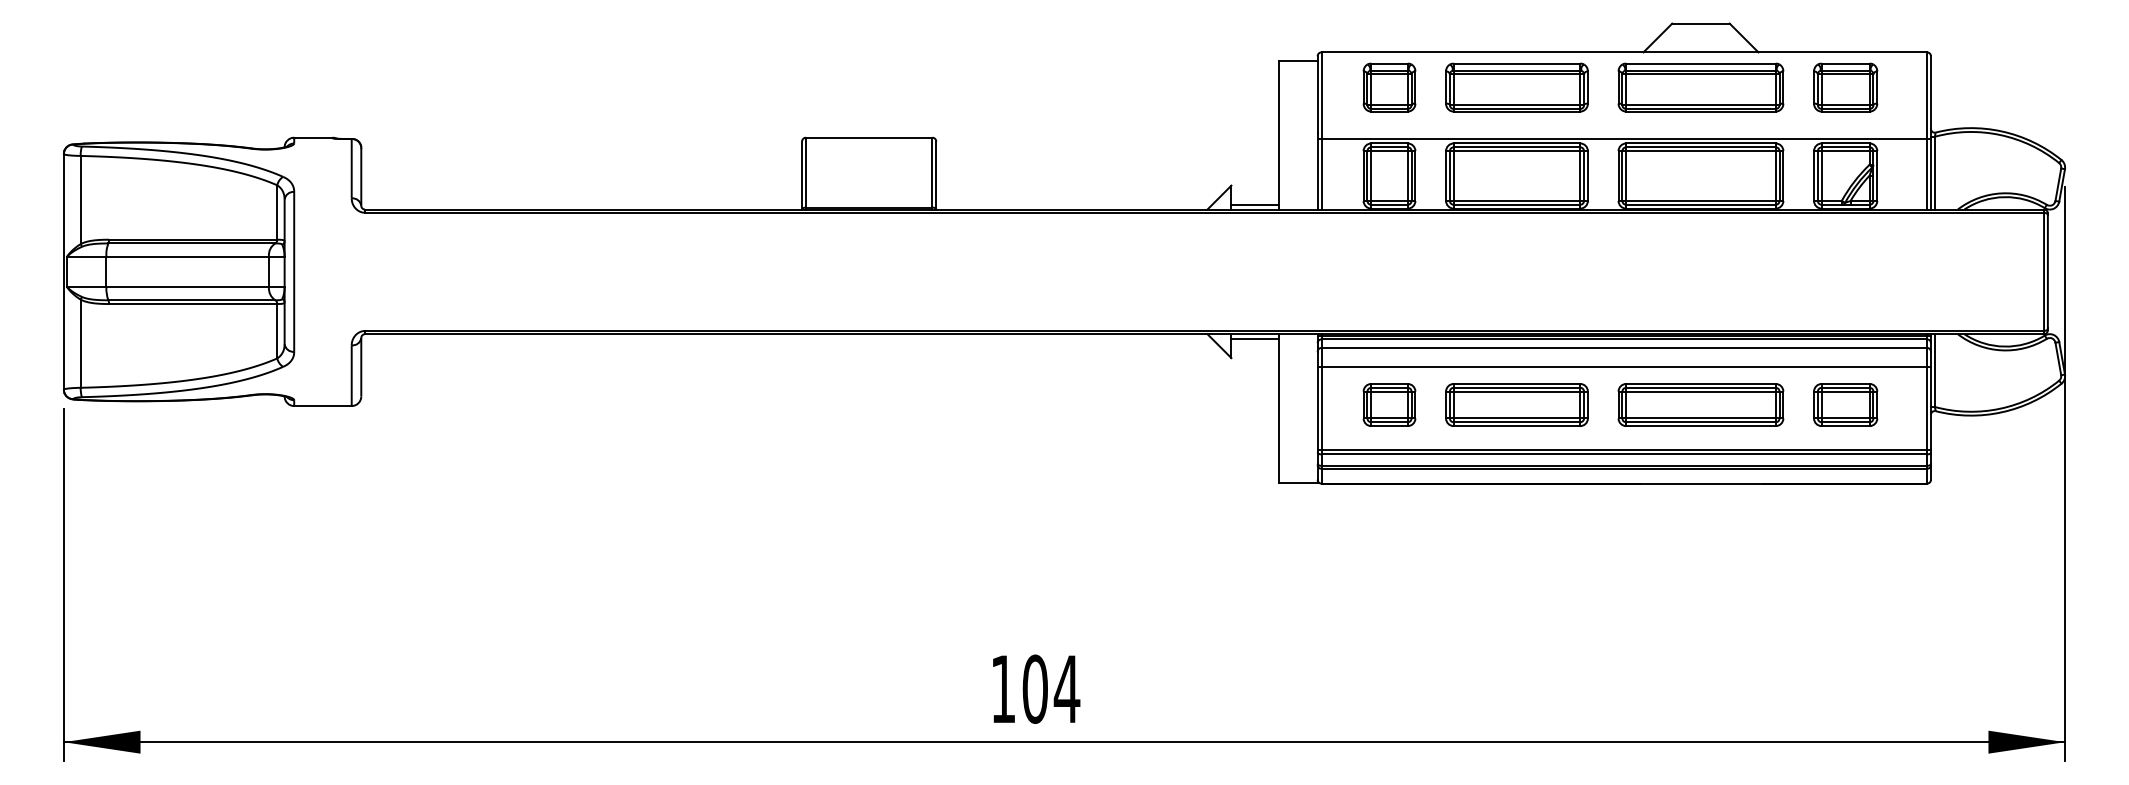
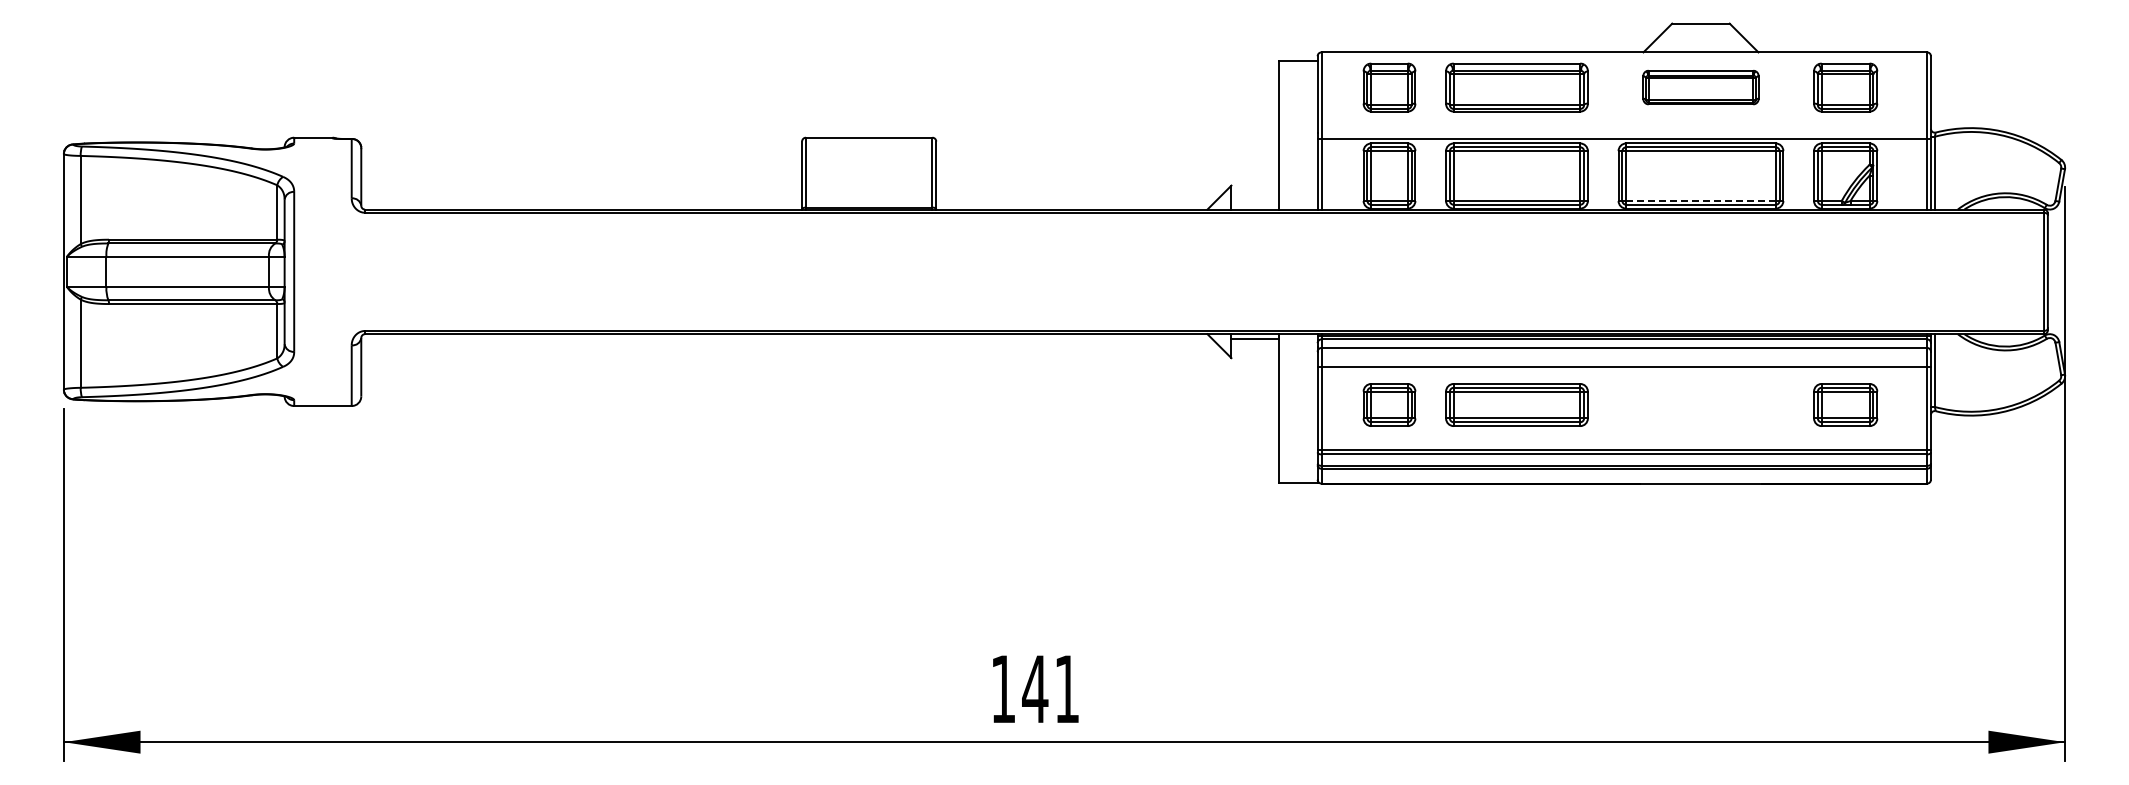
part size: 168x51 px -> 118x36 px (1700, 87)
line: solid -> dashed (1700, 200)
line: present -> none (1255, 204)
part: present -> none (1700, 404)
text: 104 -> 141 (1051, 688)
